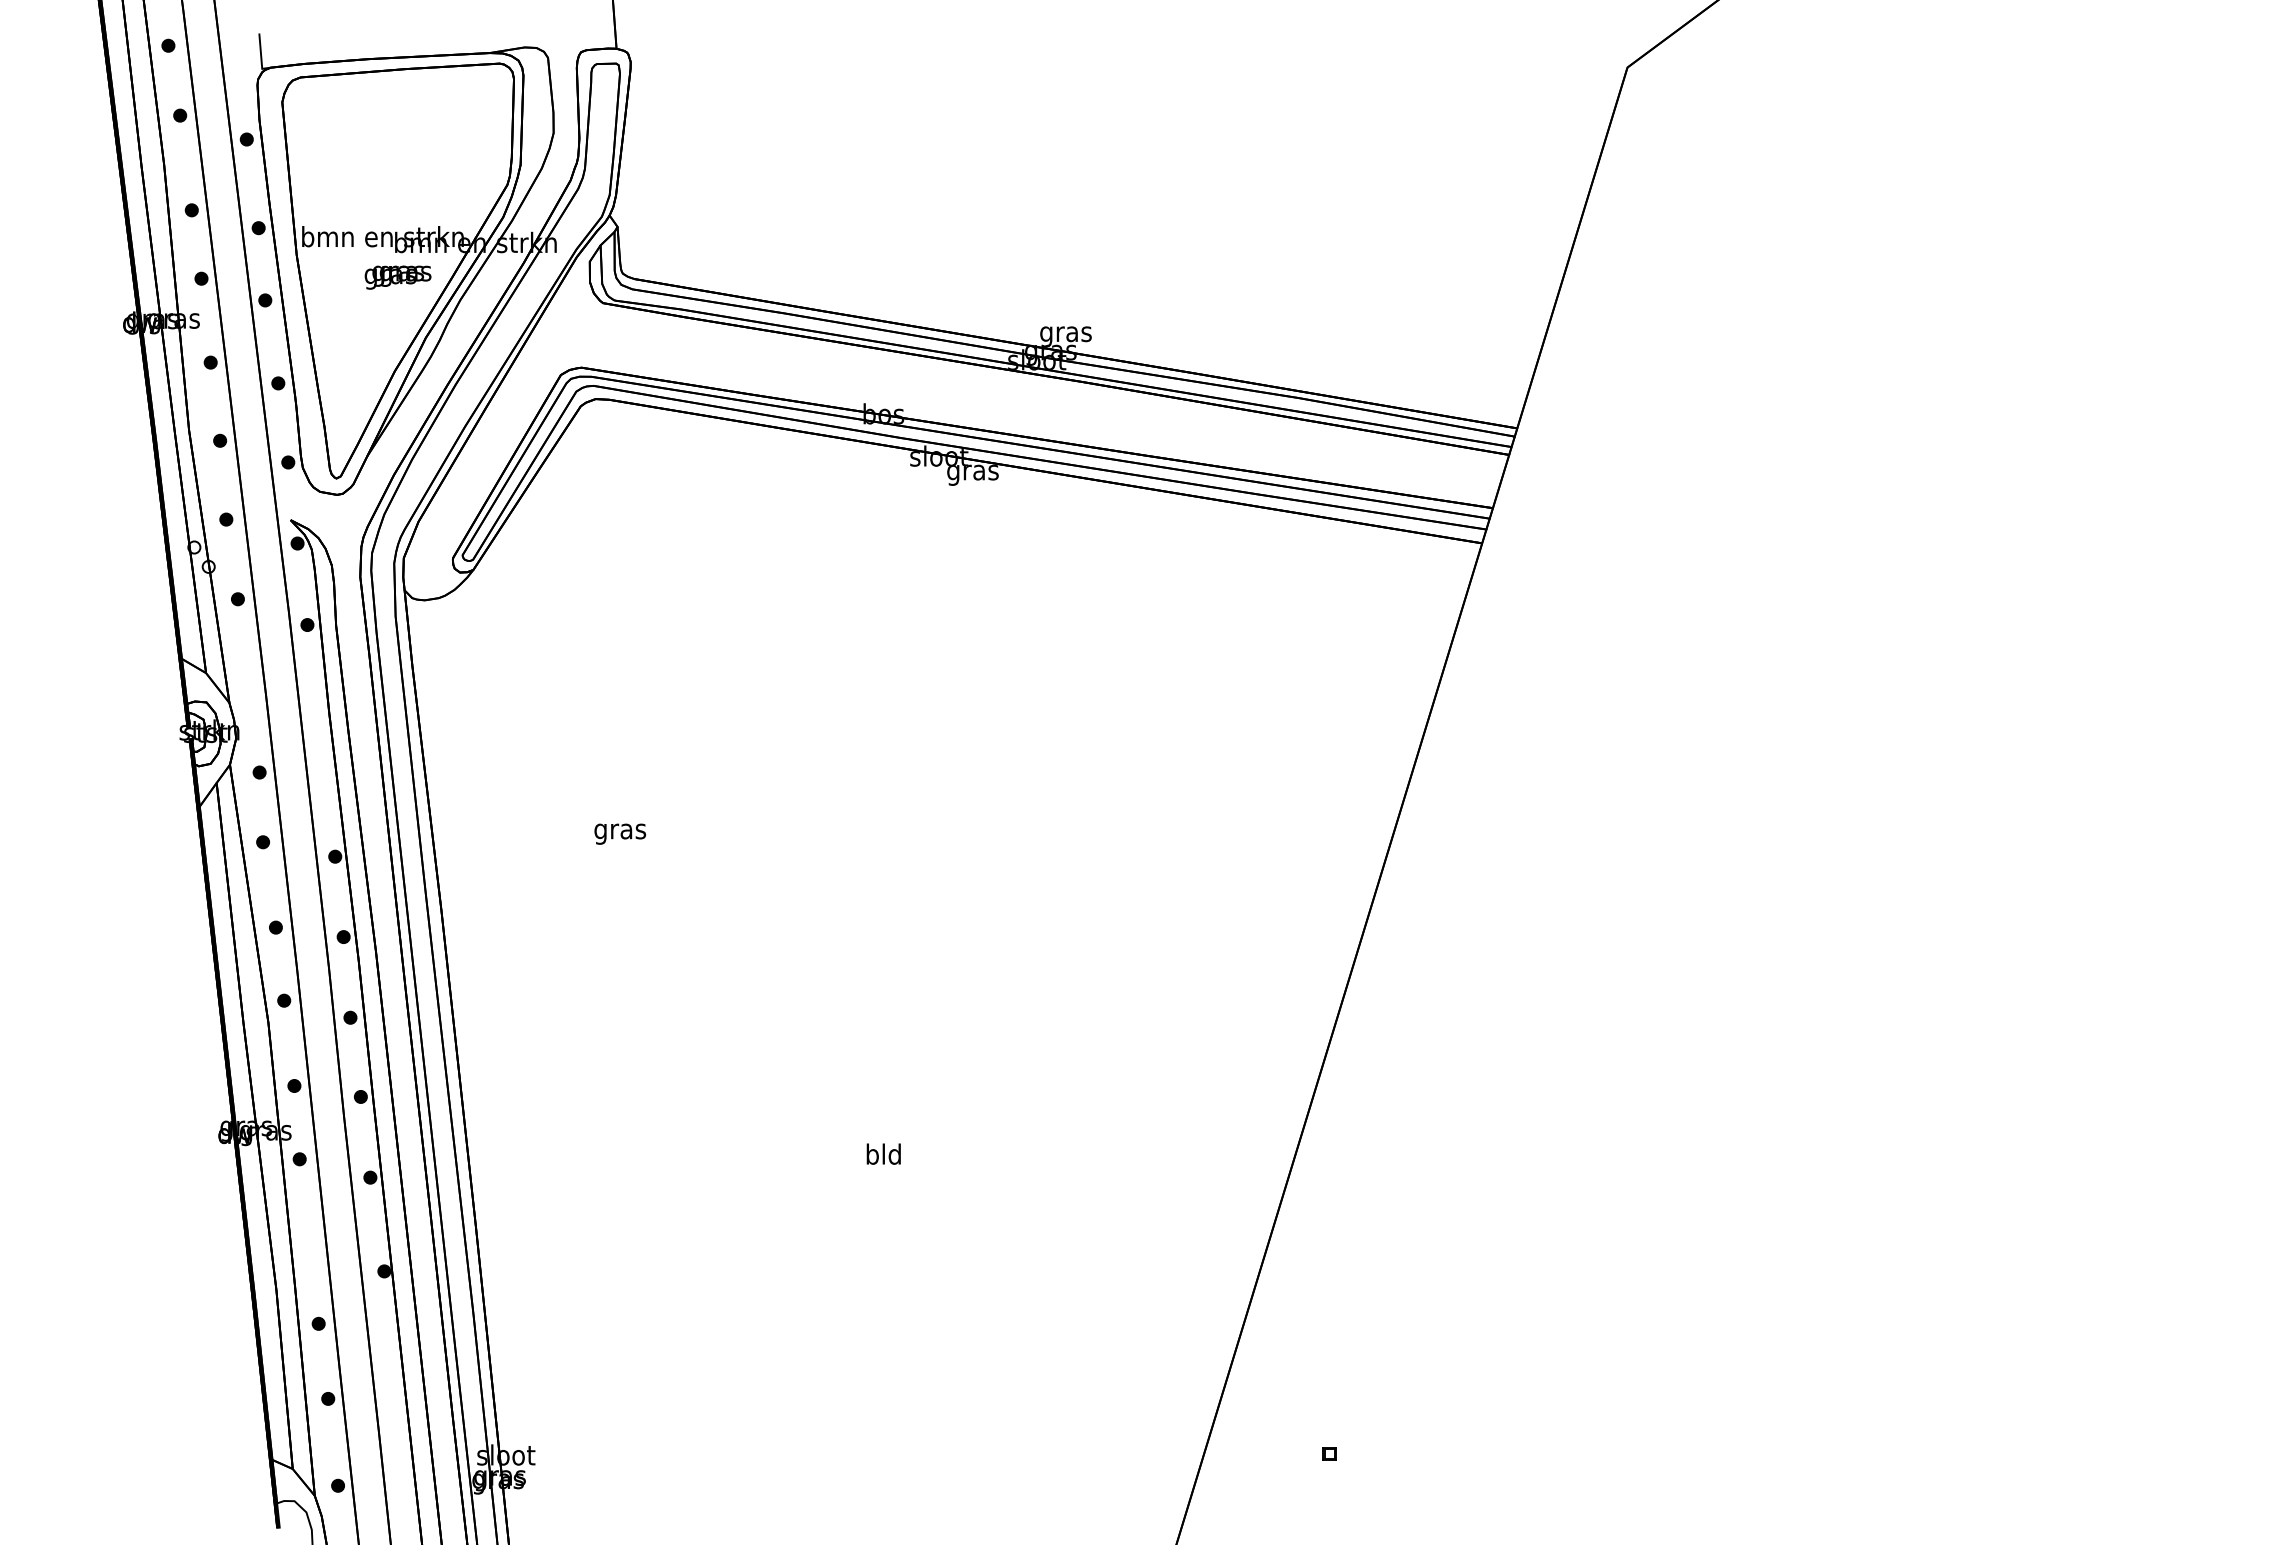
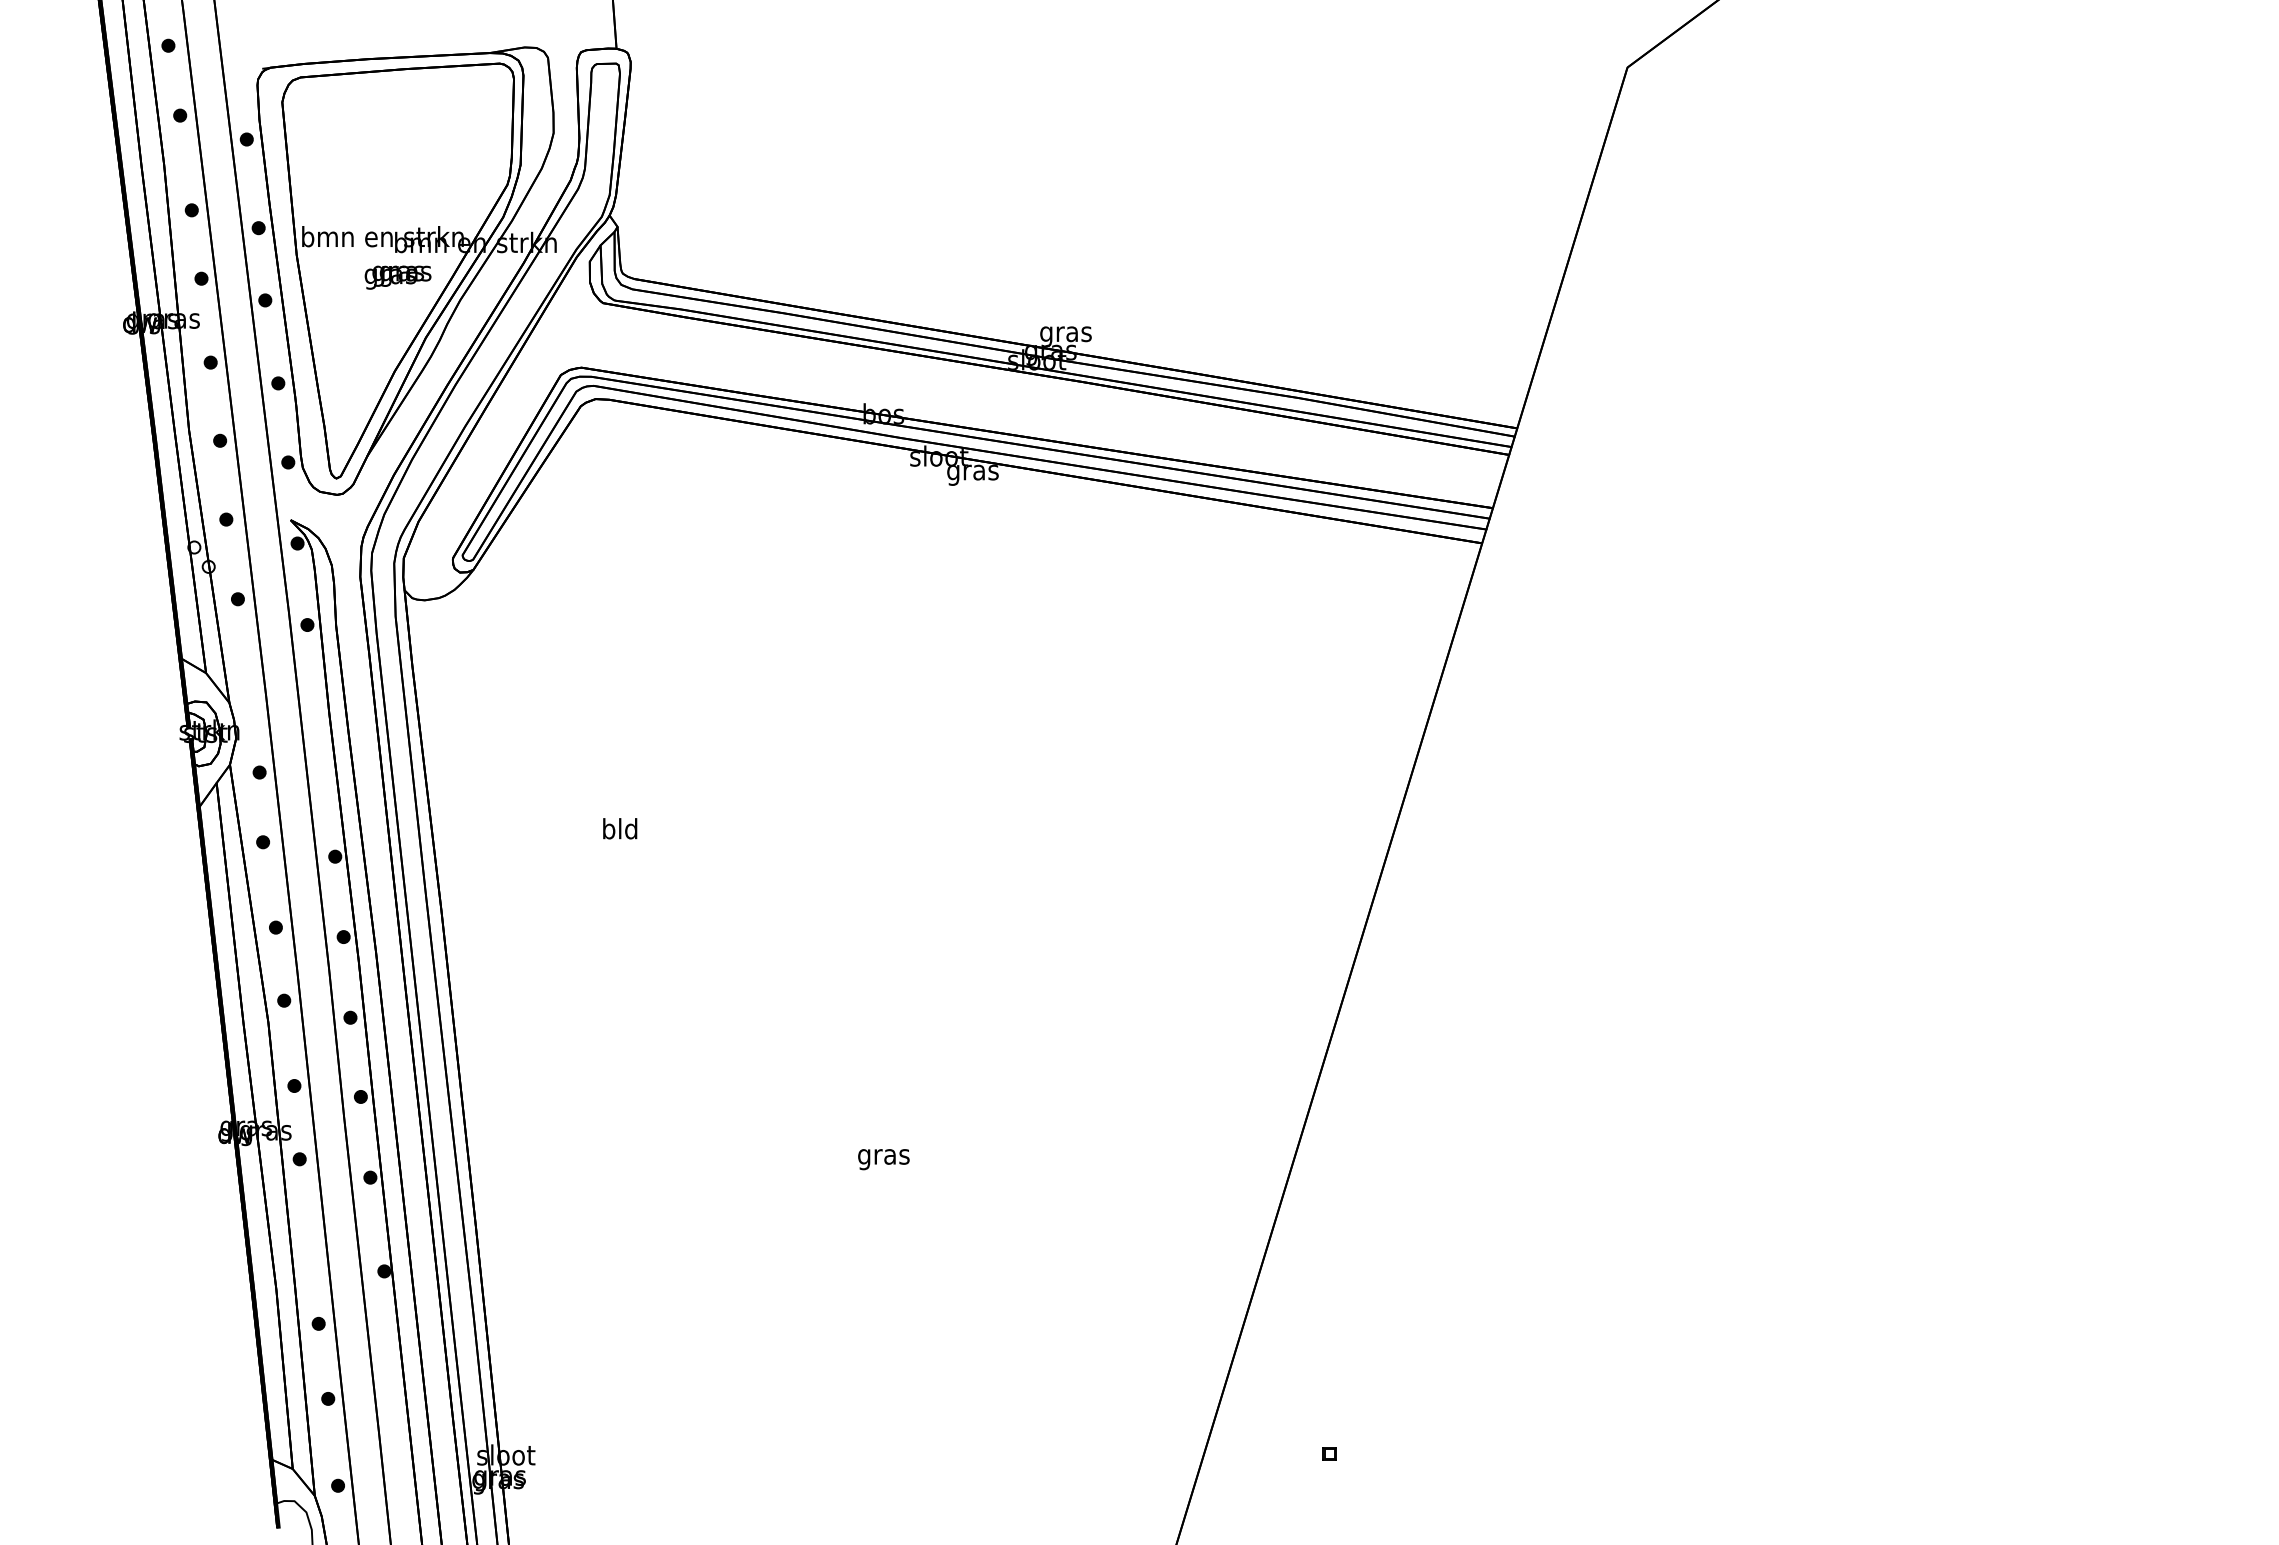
line: present -> none (260, 51)
text: gras -> bld (620, 831)
text: bld -> gras (883, 1156)
